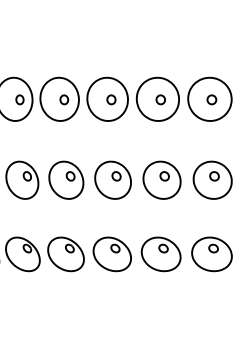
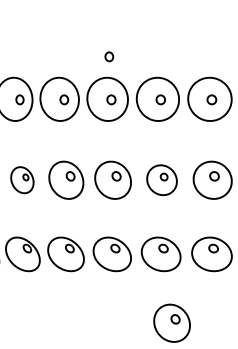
part: none -> present (109, 56)
part size: 35x40 px -> 25x29 px (22, 180)
part size: 40x40 px -> 32x32 px (161, 179)
part: none -> present (171, 322)
